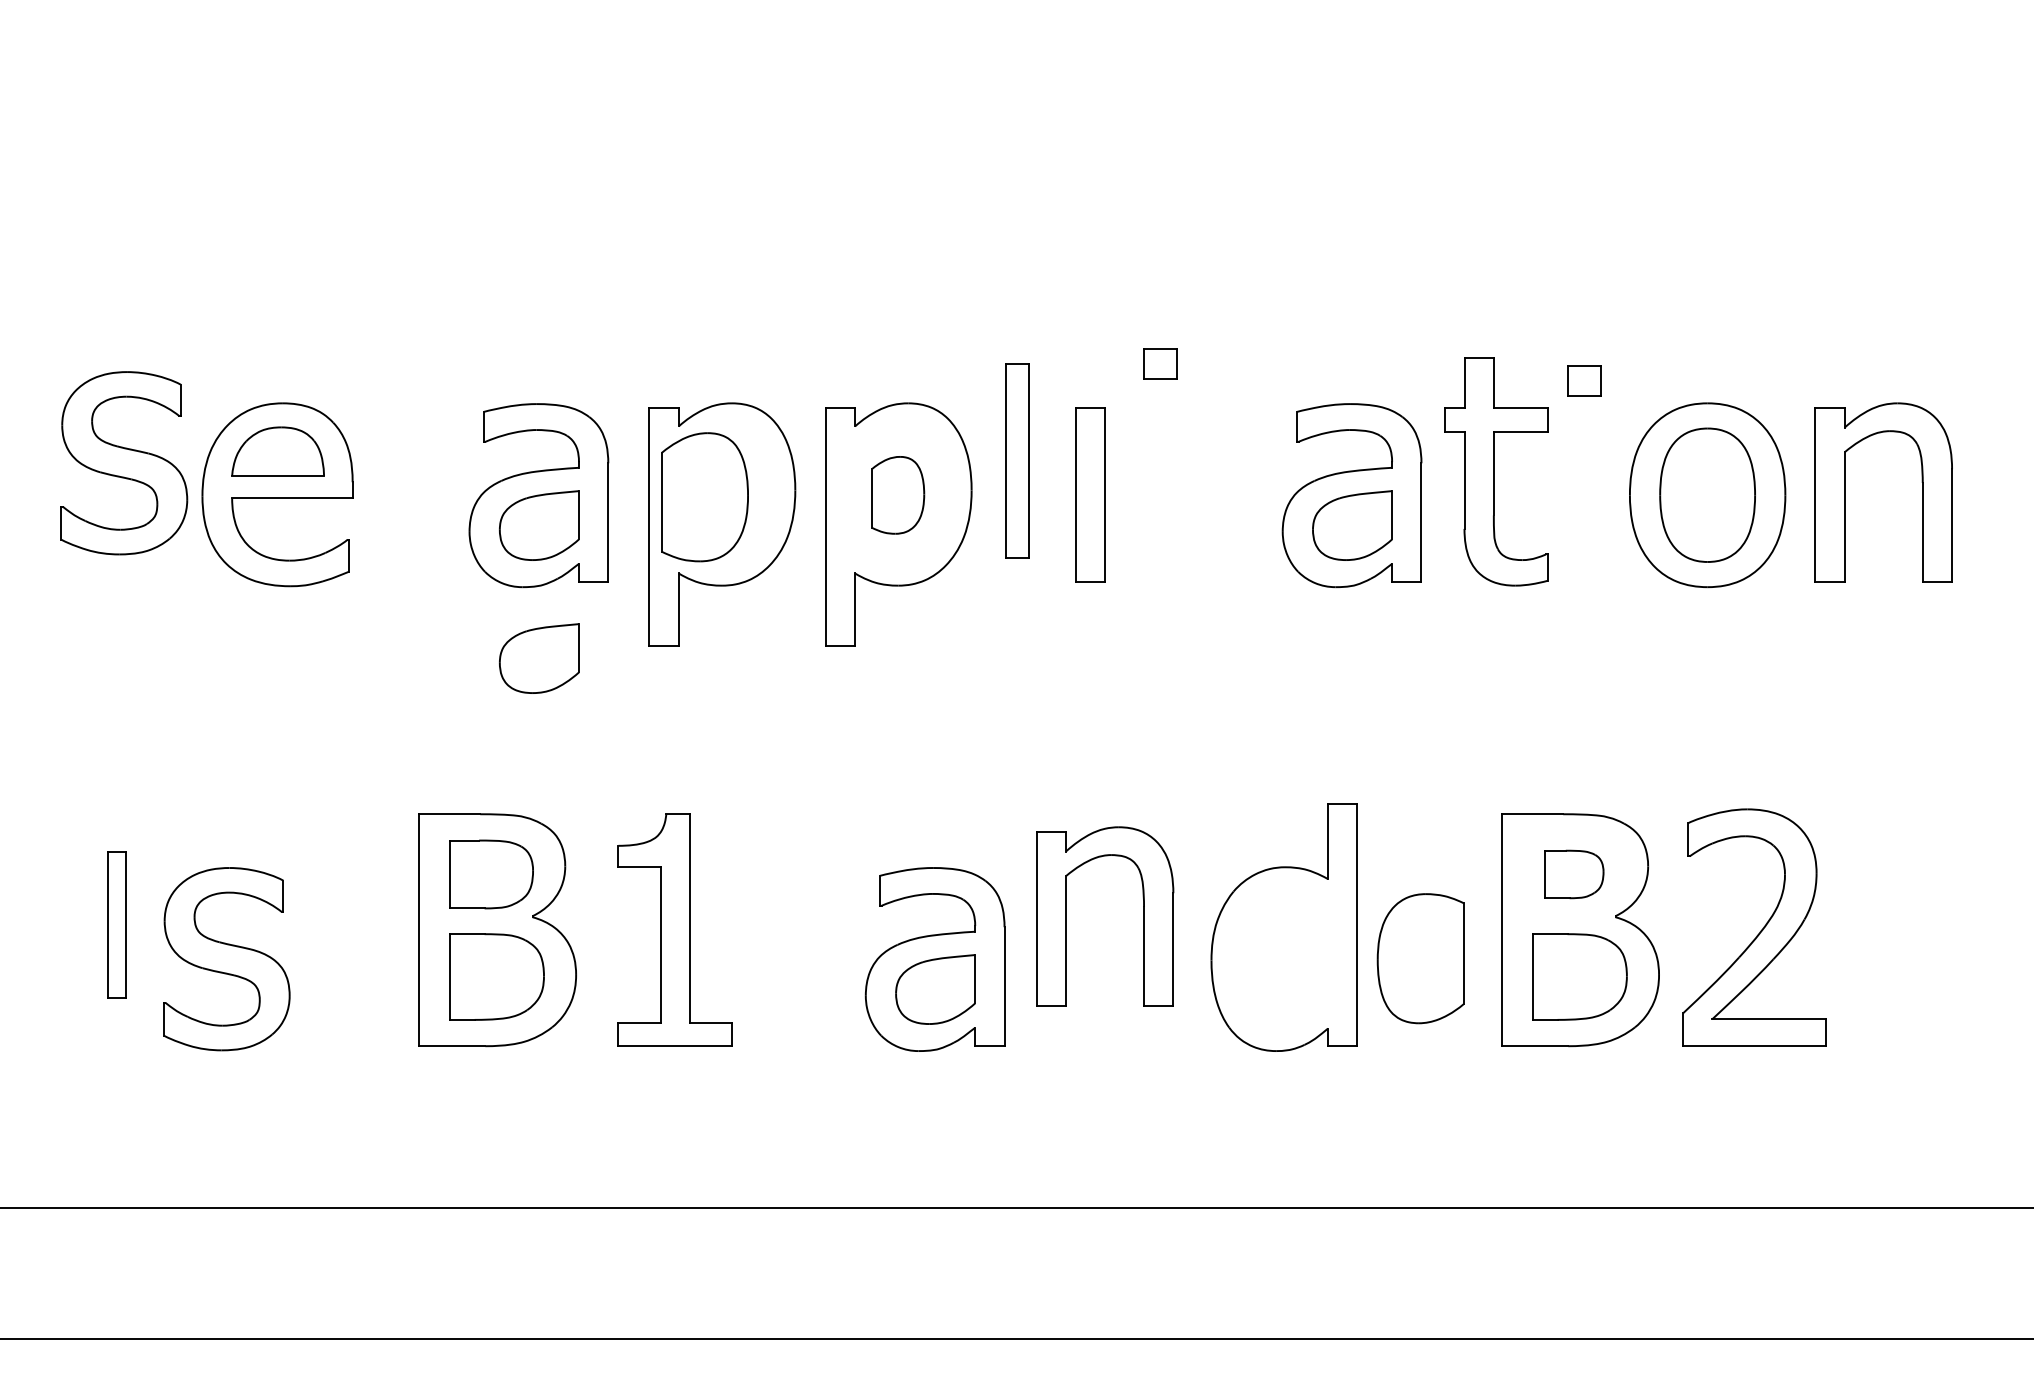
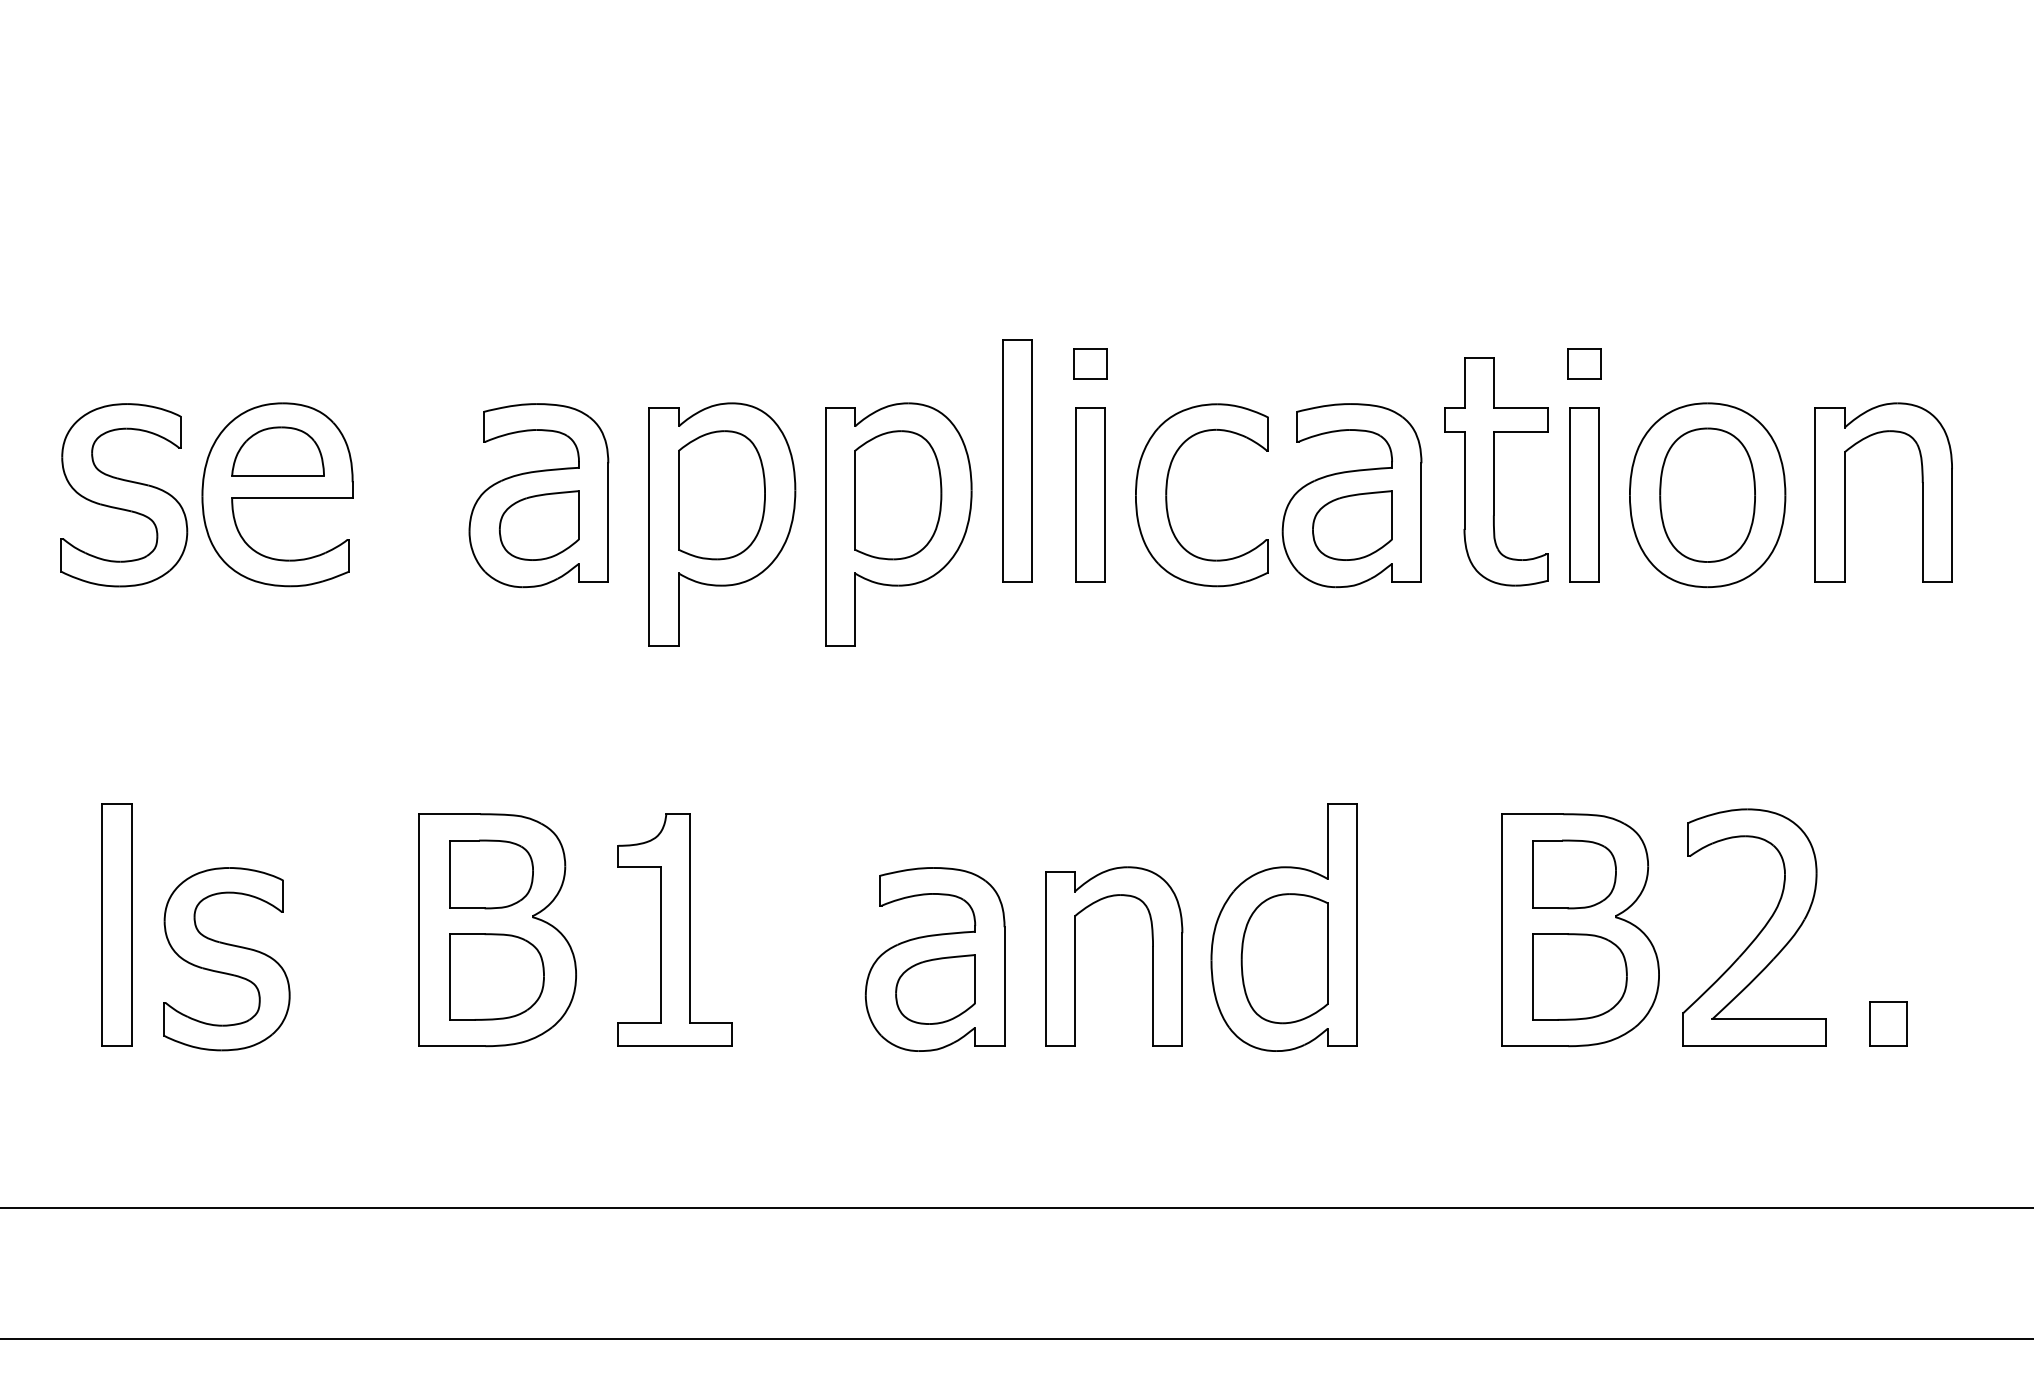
part position: (1160, 363) -> (1090, 363) (1090, 363)
part position: (1584, 380) -> (1584, 363) (1584, 363)
part size: 25x196 px -> 31x244 px (1017, 460)
part position: (124, 463) -> (124, 495) (124, 495)
part: none -> present (1584, 494)
part size: 55x79 px -> 89x131 px (898, 495)
part: none -> present (1167, 495)
part position: (704, 497) -> (721, 495) (721, 495)
part: present -> none (539, 658)
part size: 61x51 px -> 85x71 px (1574, 874)
part position: (1143, 916) -> (1152, 956) (1152, 956)
part size: 20x148 px -> 32x244 px (116, 924)
part position: (1420, 958) -> (1284, 958) (1284, 958)
part: none -> present (1888, 1023)
